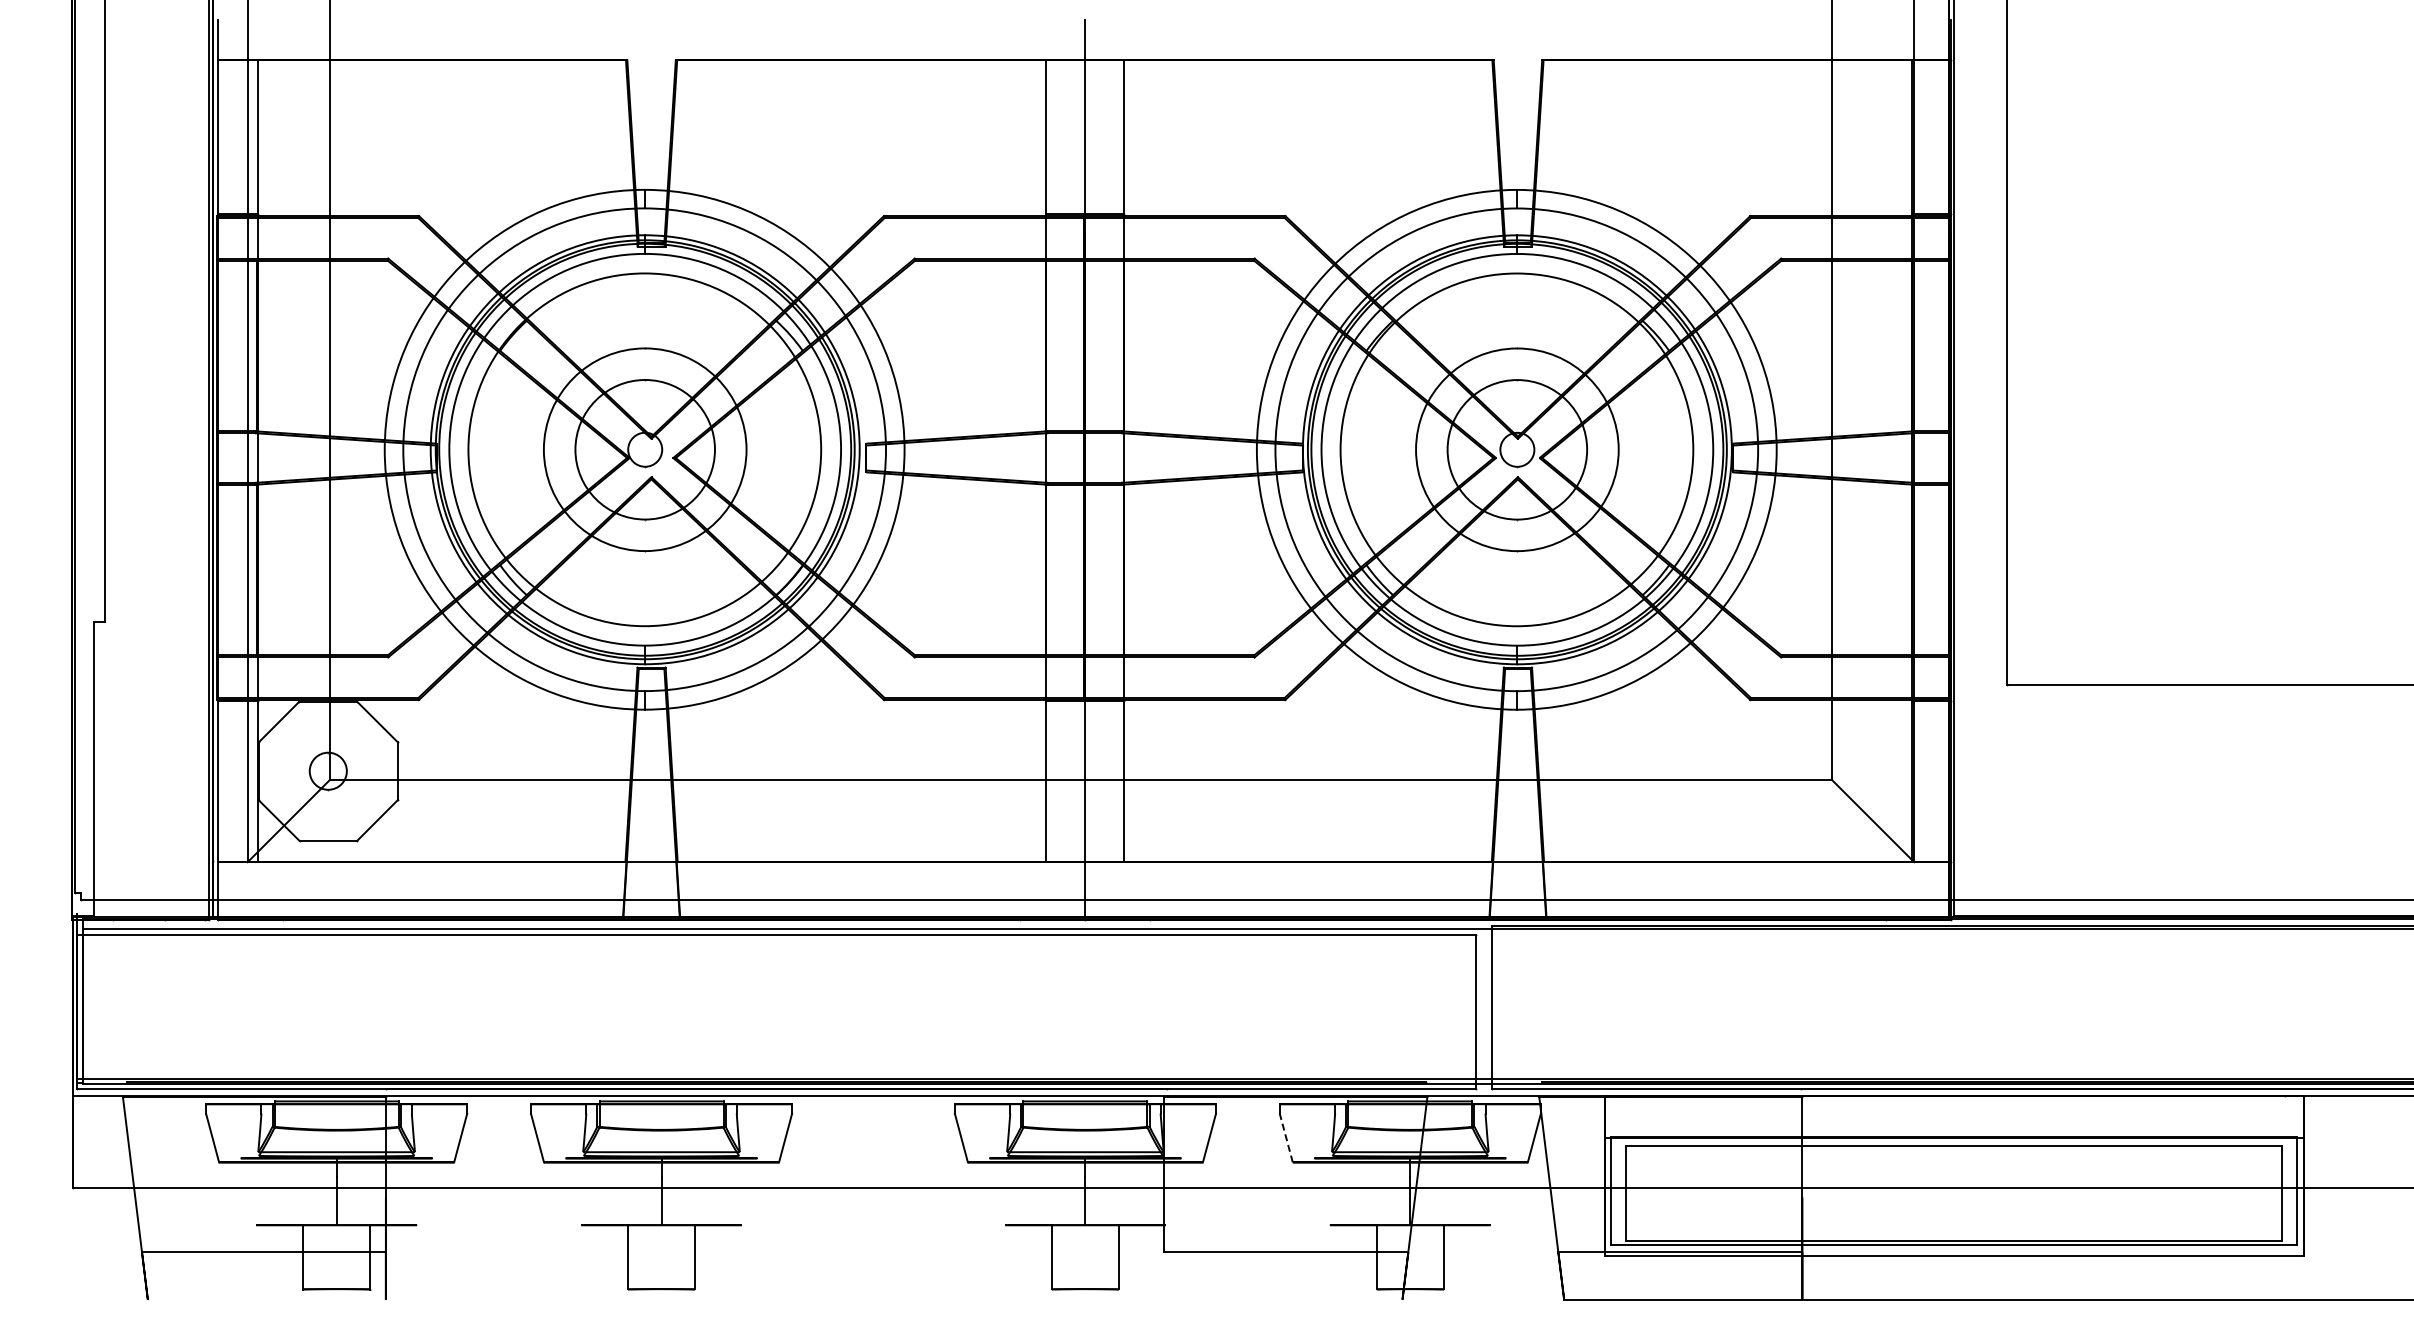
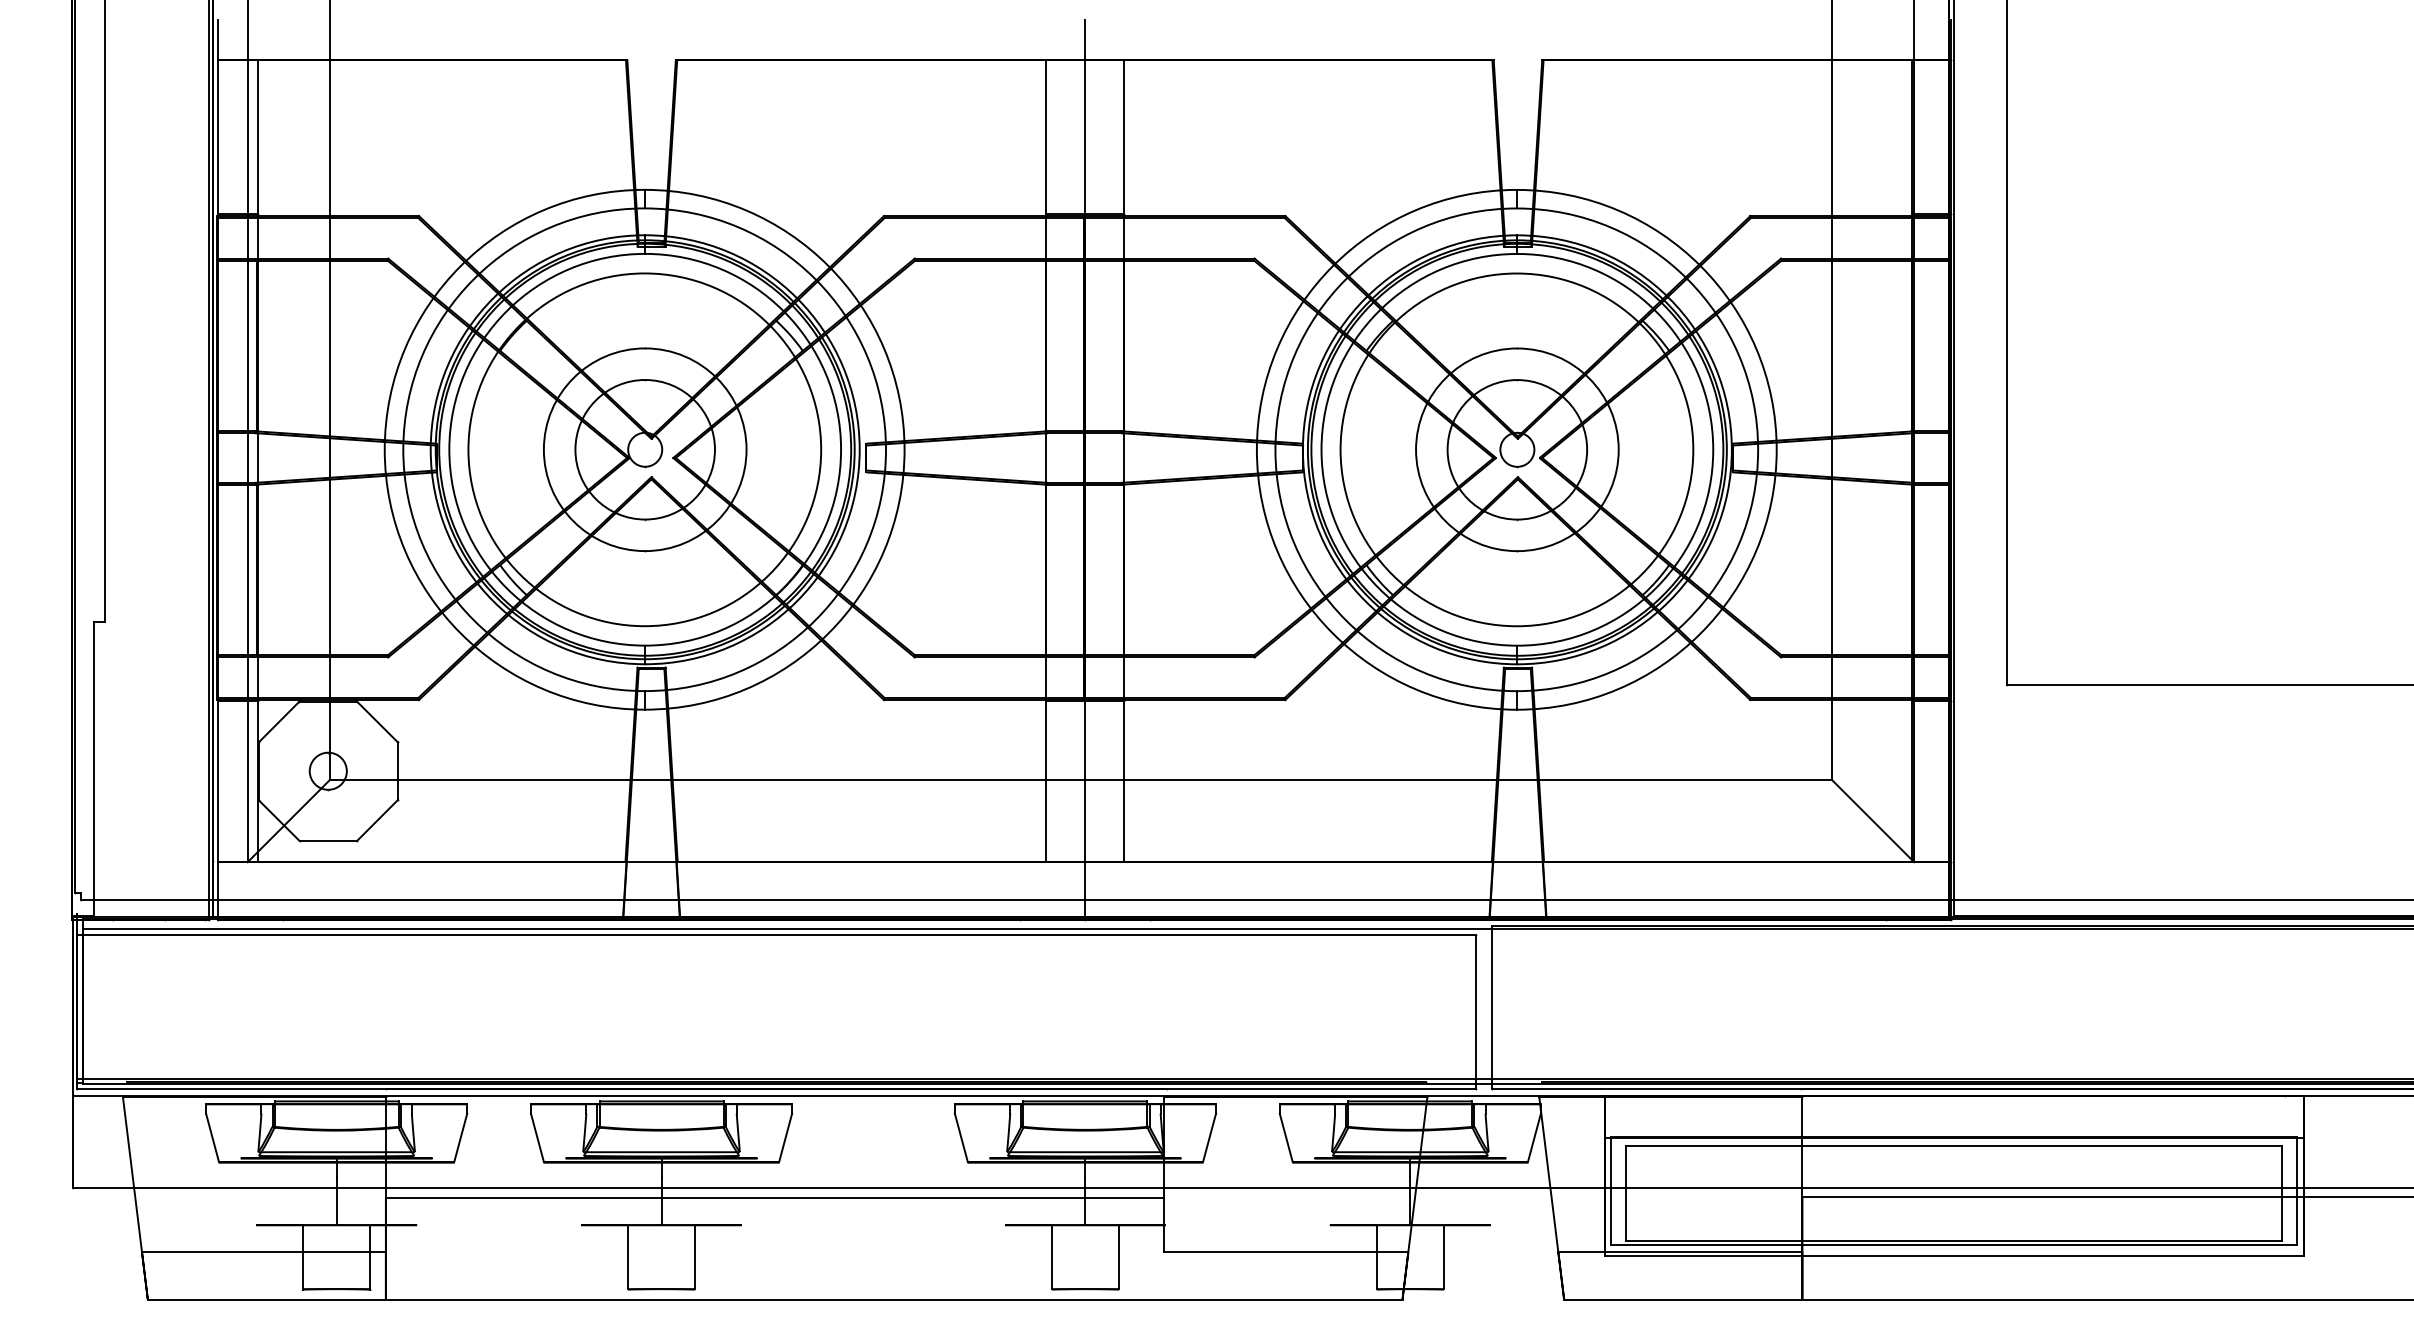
line: dashed -> solid (1286, 1137)
line: none -> present (774, 1197)
line: none -> present (2106, 1197)
line: none -> present (774, 1299)
